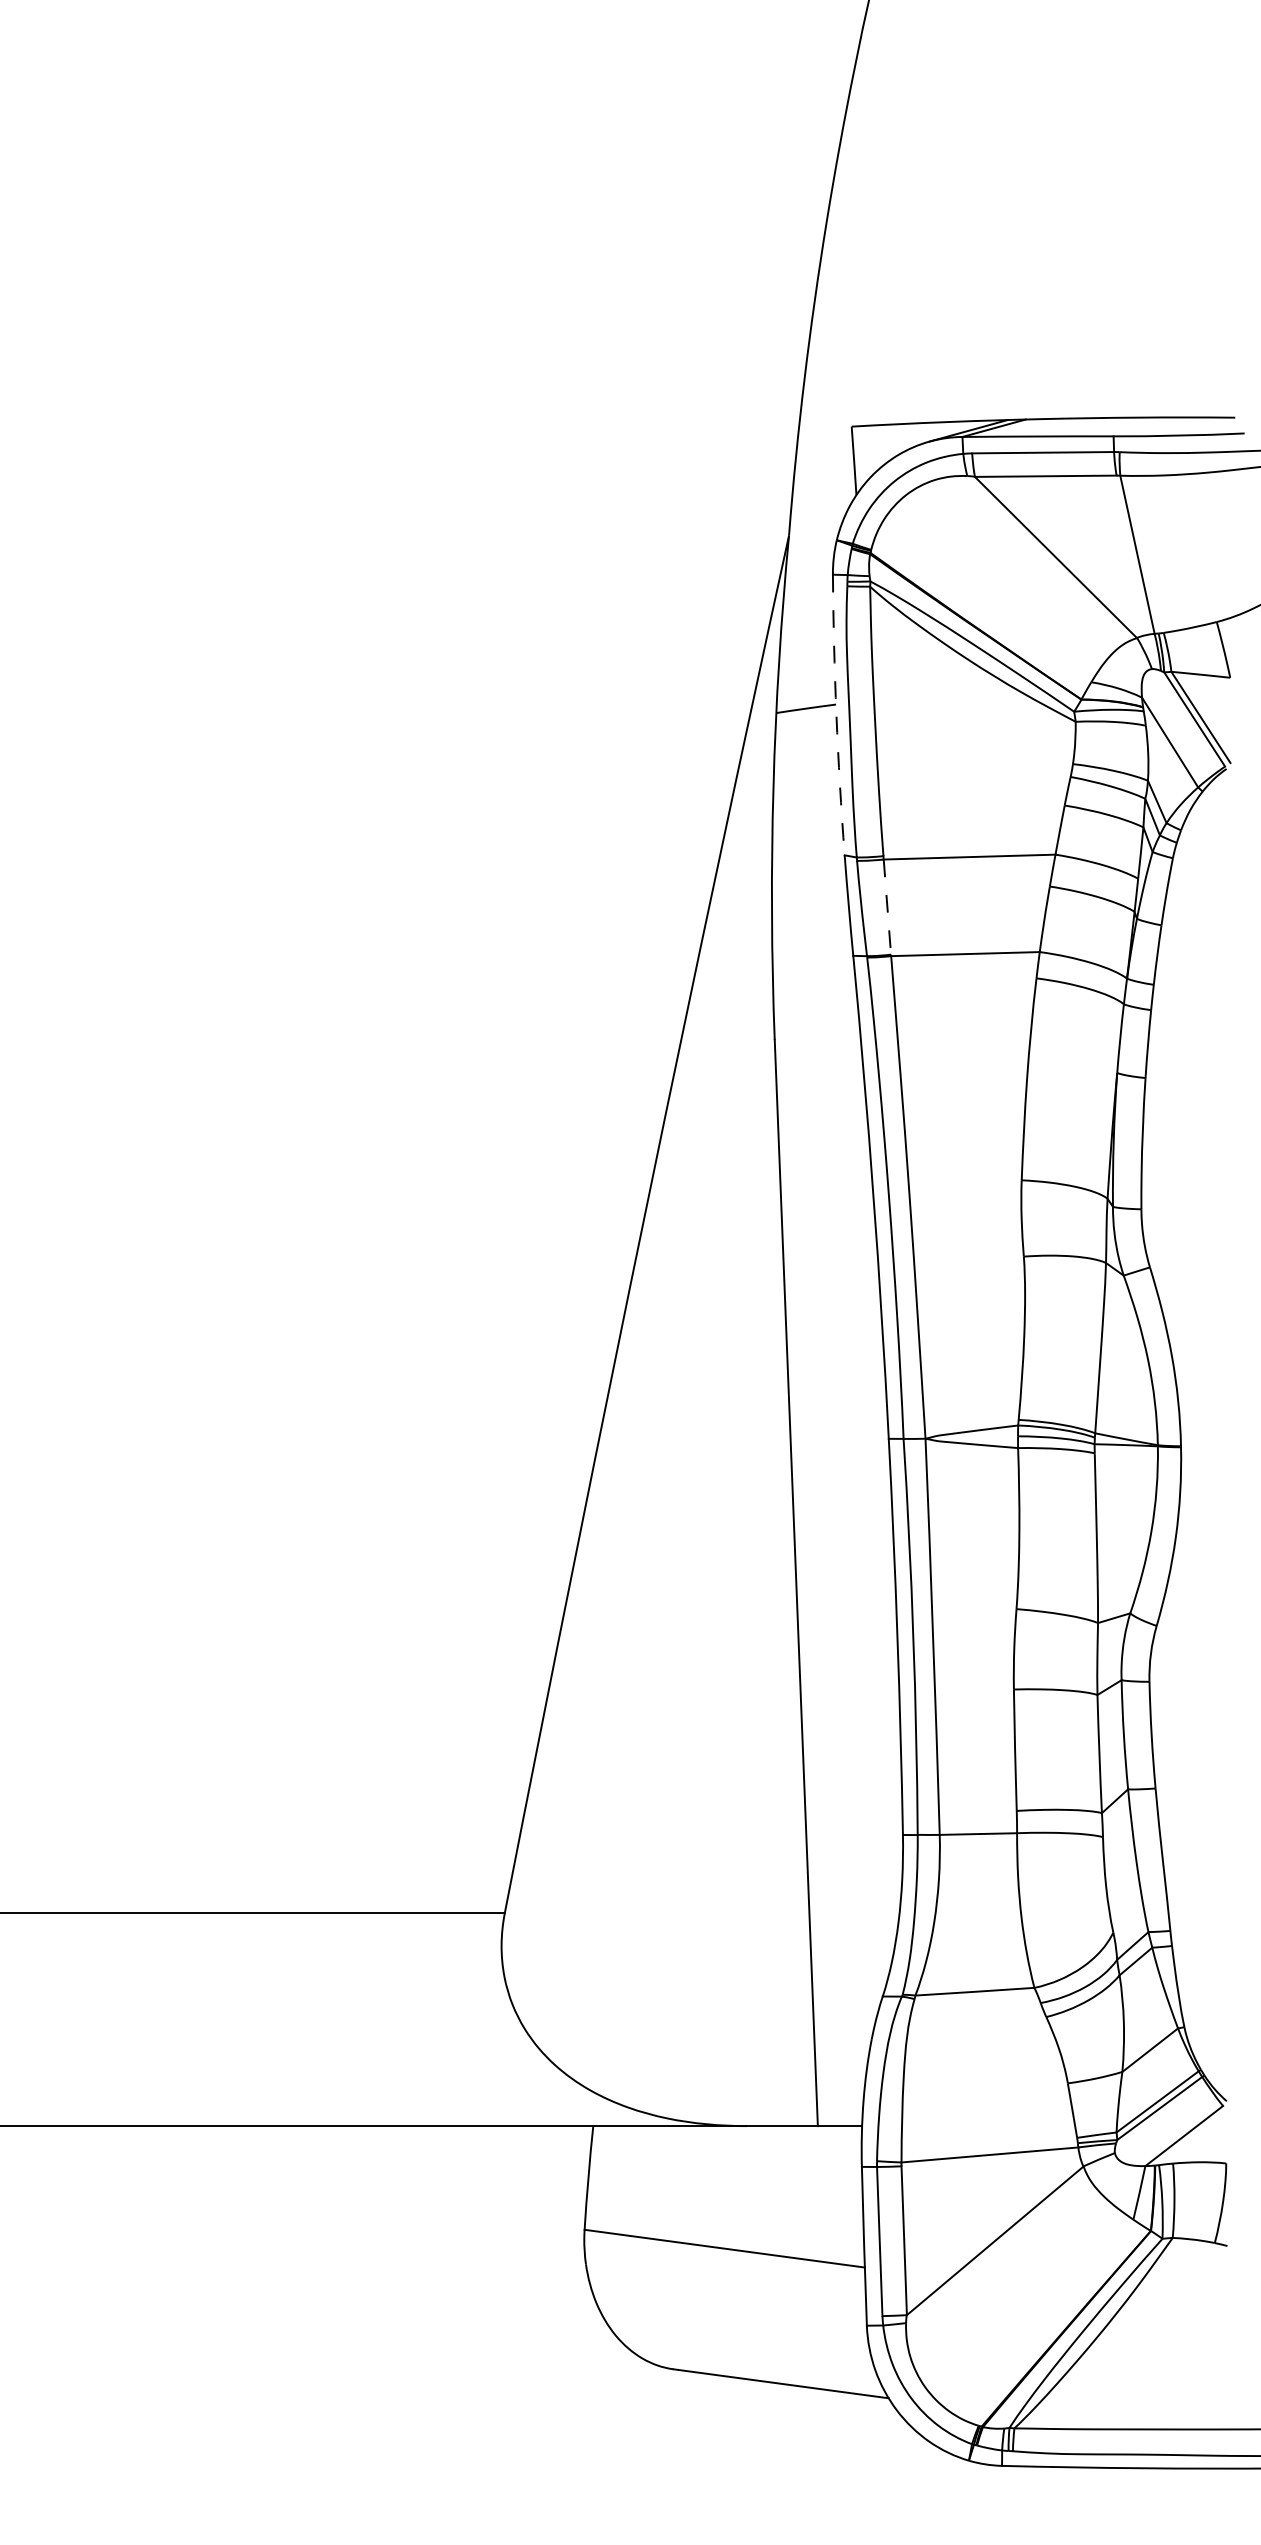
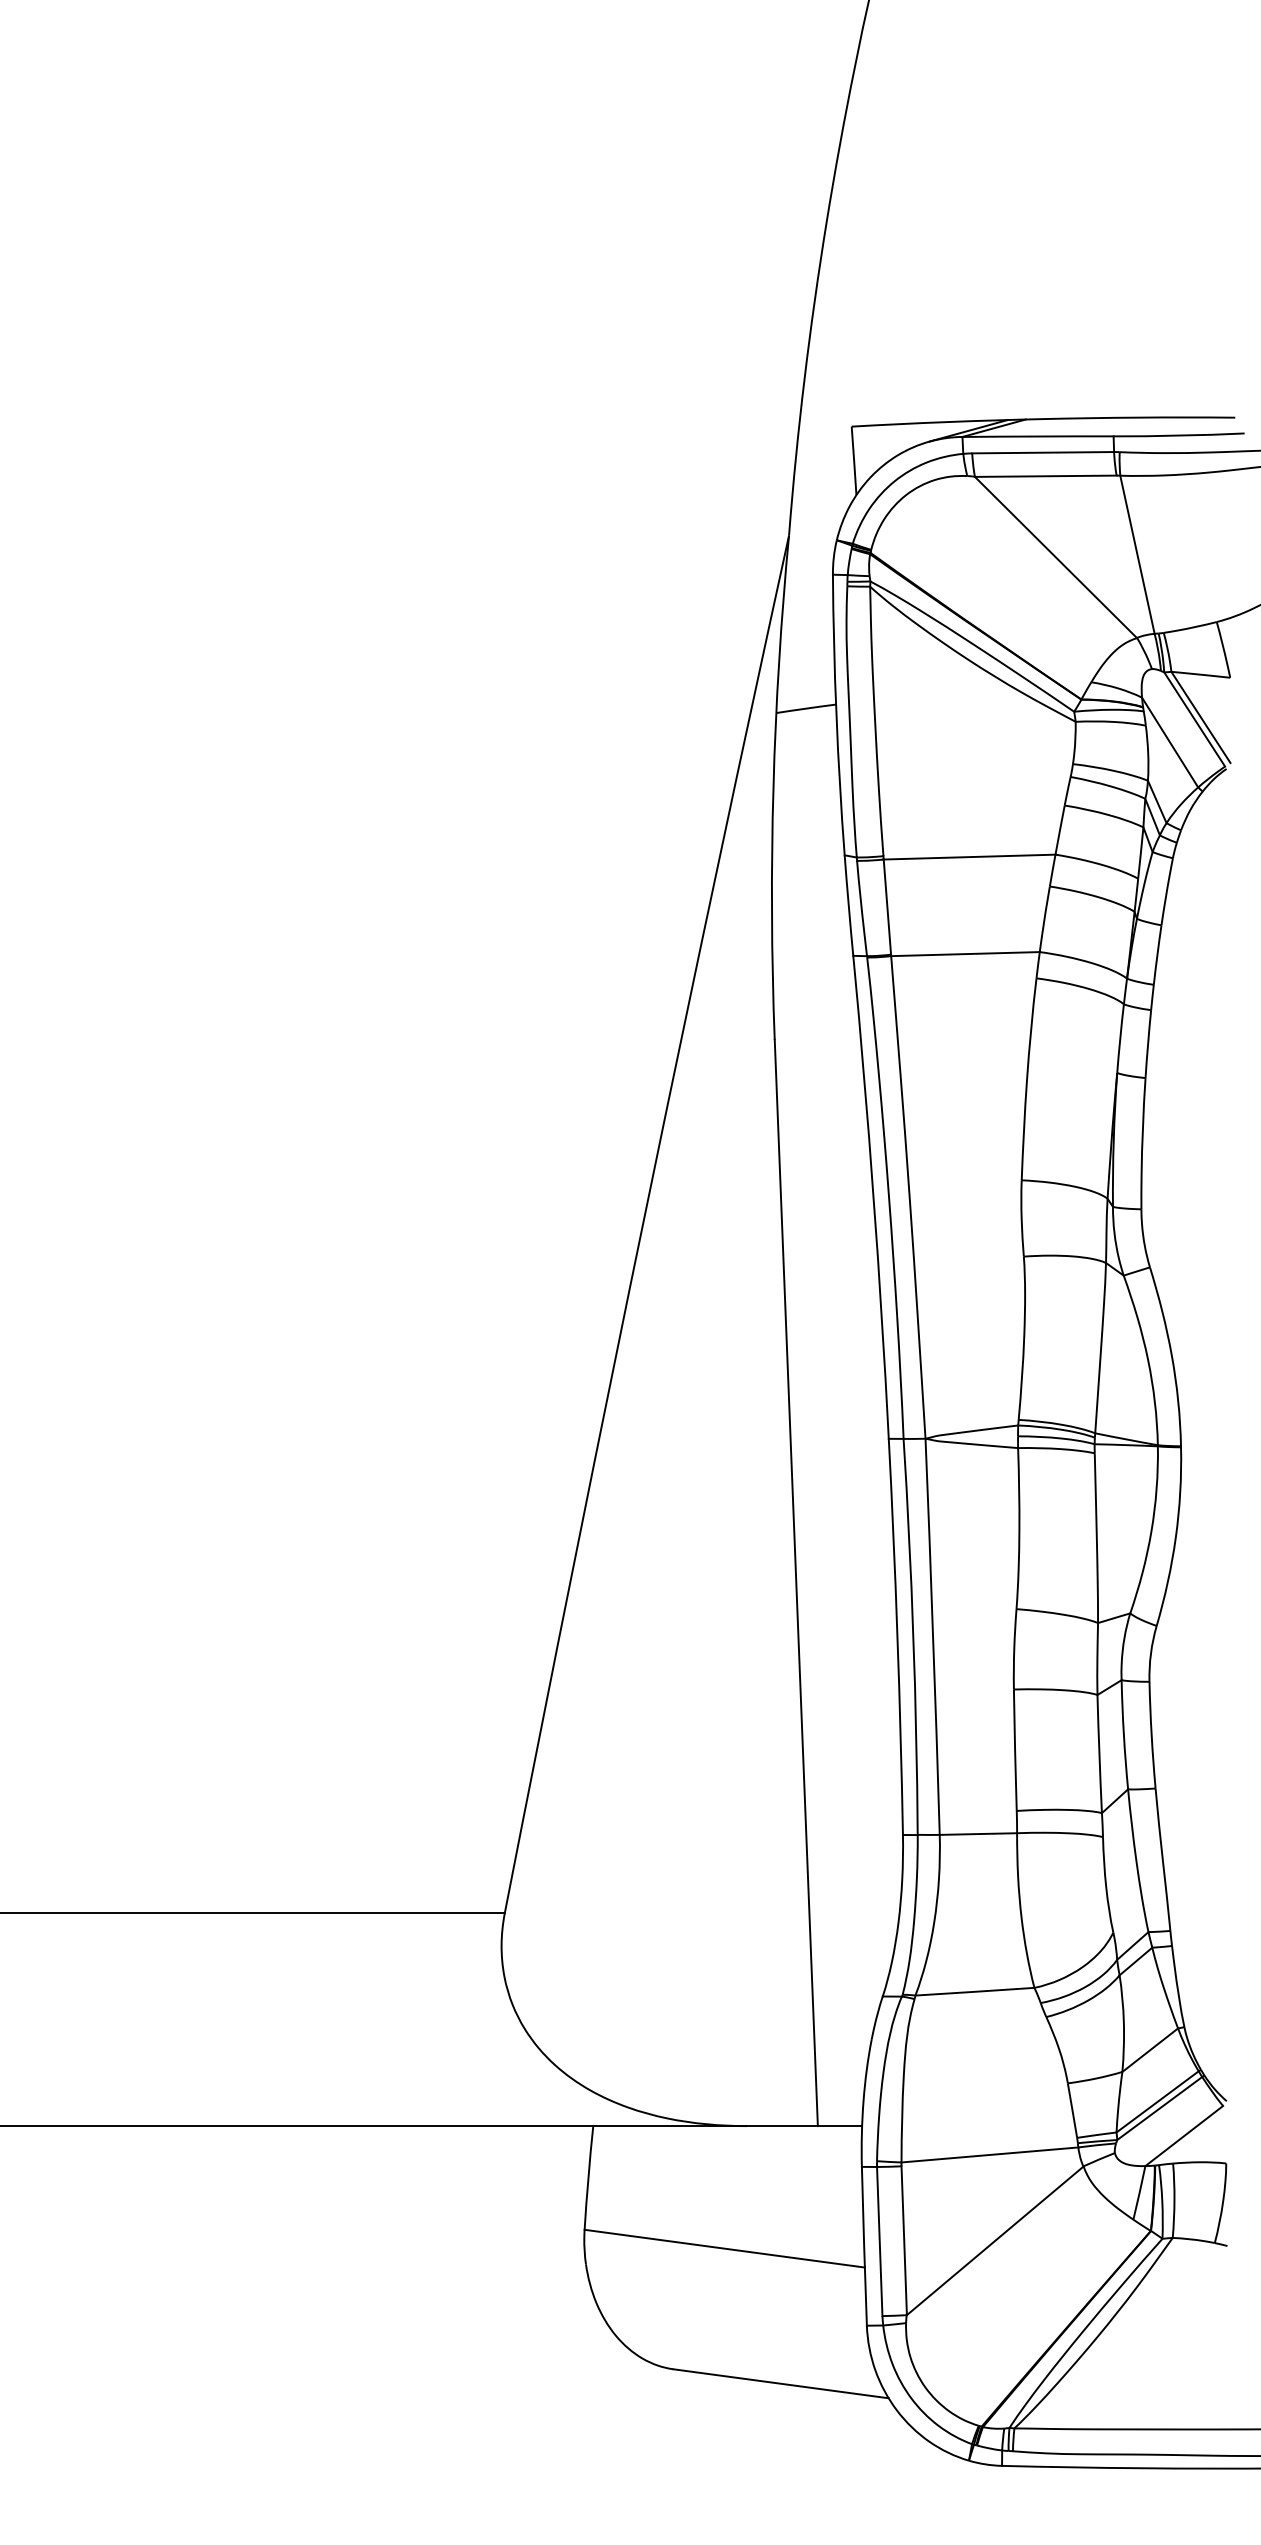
arc: dashed -> solid (836, 715)
line: dashed -> solid (887, 907)
